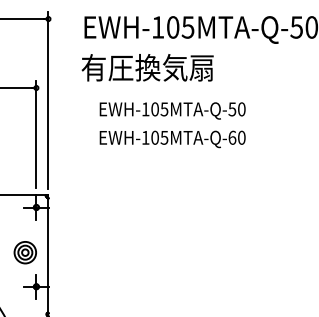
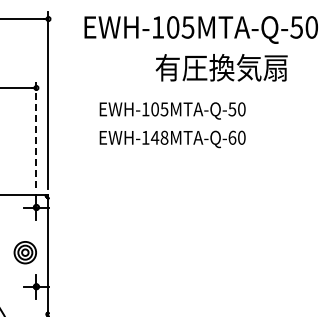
text position: (147, 67) -> (221, 67) (221, 67)
line: solid -> dashed (36, 134)
text: EWH-105MTA-Q-60 -> EWH-148MTA-Q-60 (159, 137)
